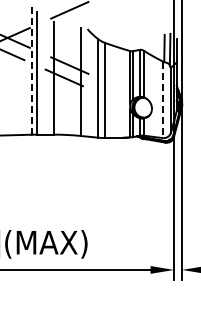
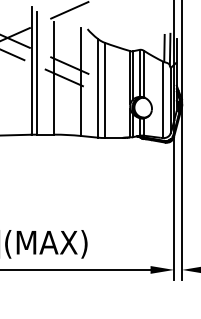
line: dashed -> solid (31, 70)
line: dashed -> solid (163, 100)
